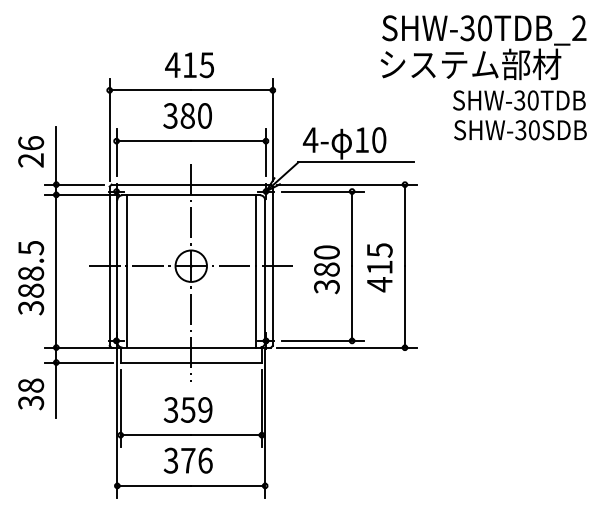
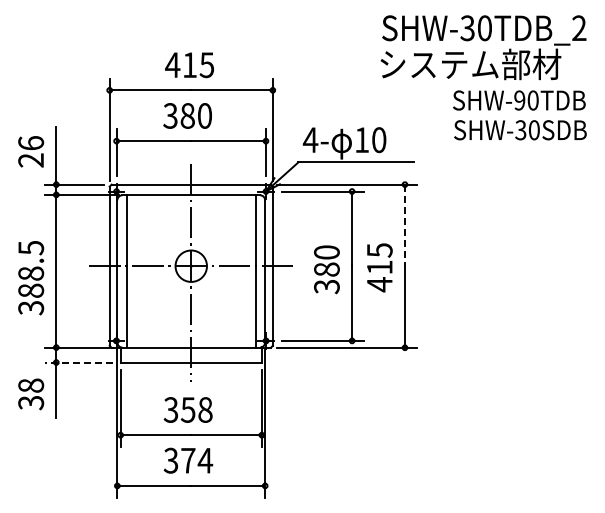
text: SHW-30TDB -> SHW-90TDB (519, 100)
line: solid -> dashed (404, 226)
line: solid -> dashed (78, 362)
text: 359 -> 358 (205, 409)
text: 376 -> 374 (205, 460)
